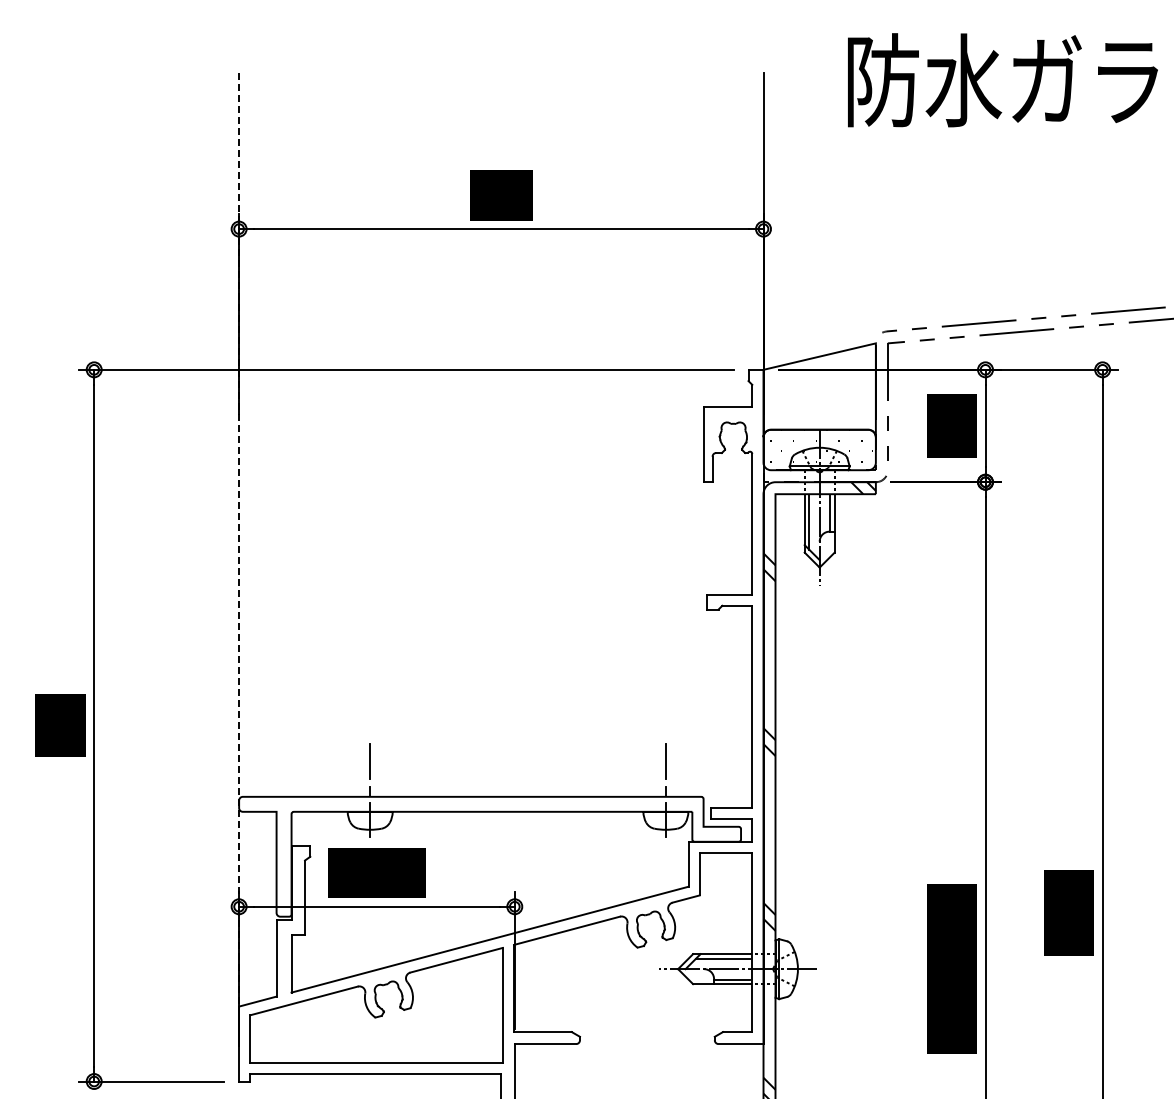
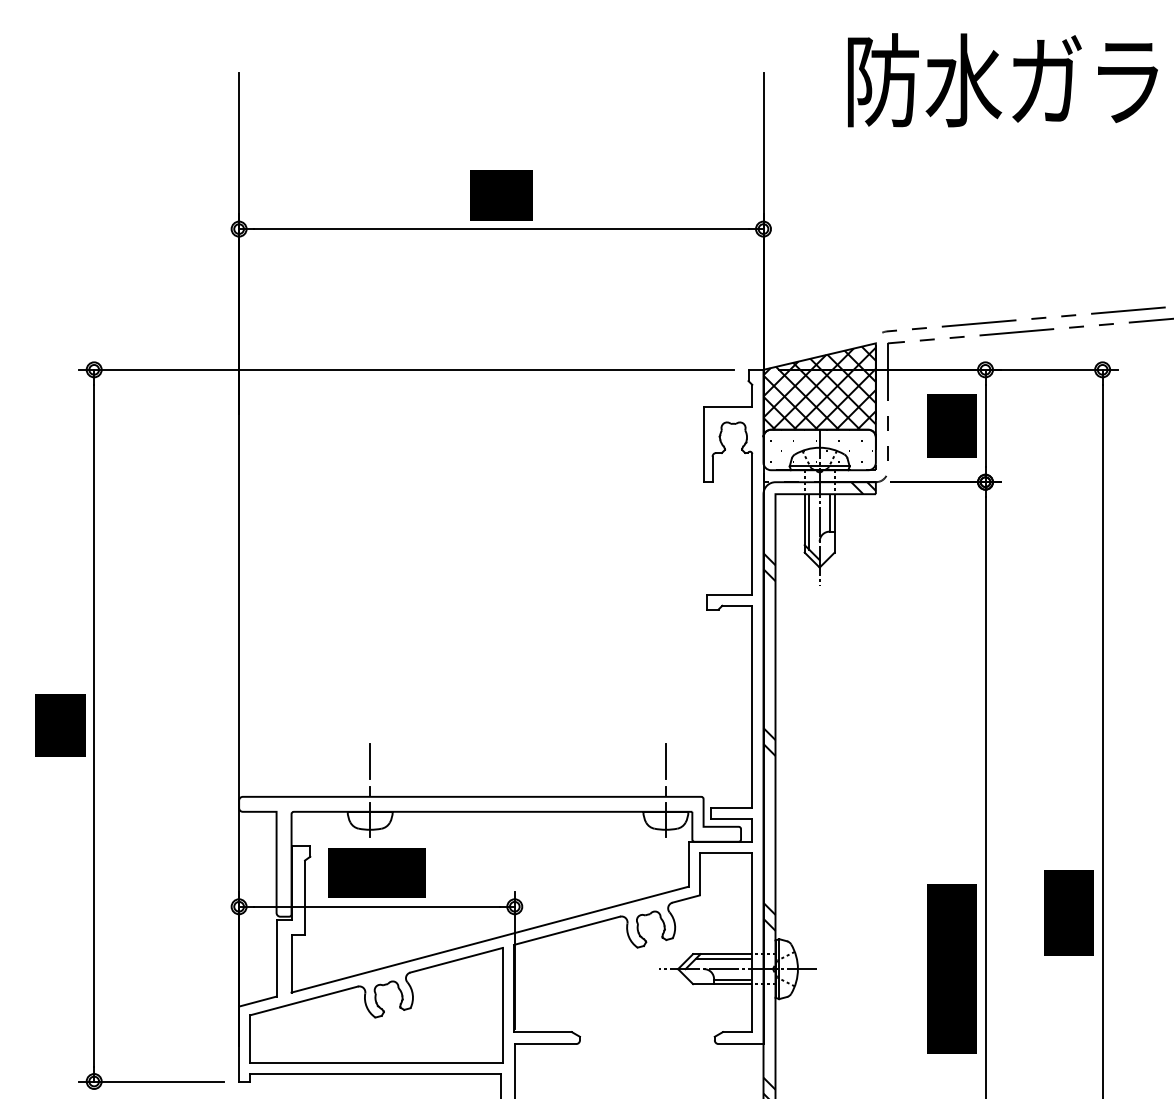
hatch: none -> present (819, 389)
line: dashed -> solid (239, 540)
